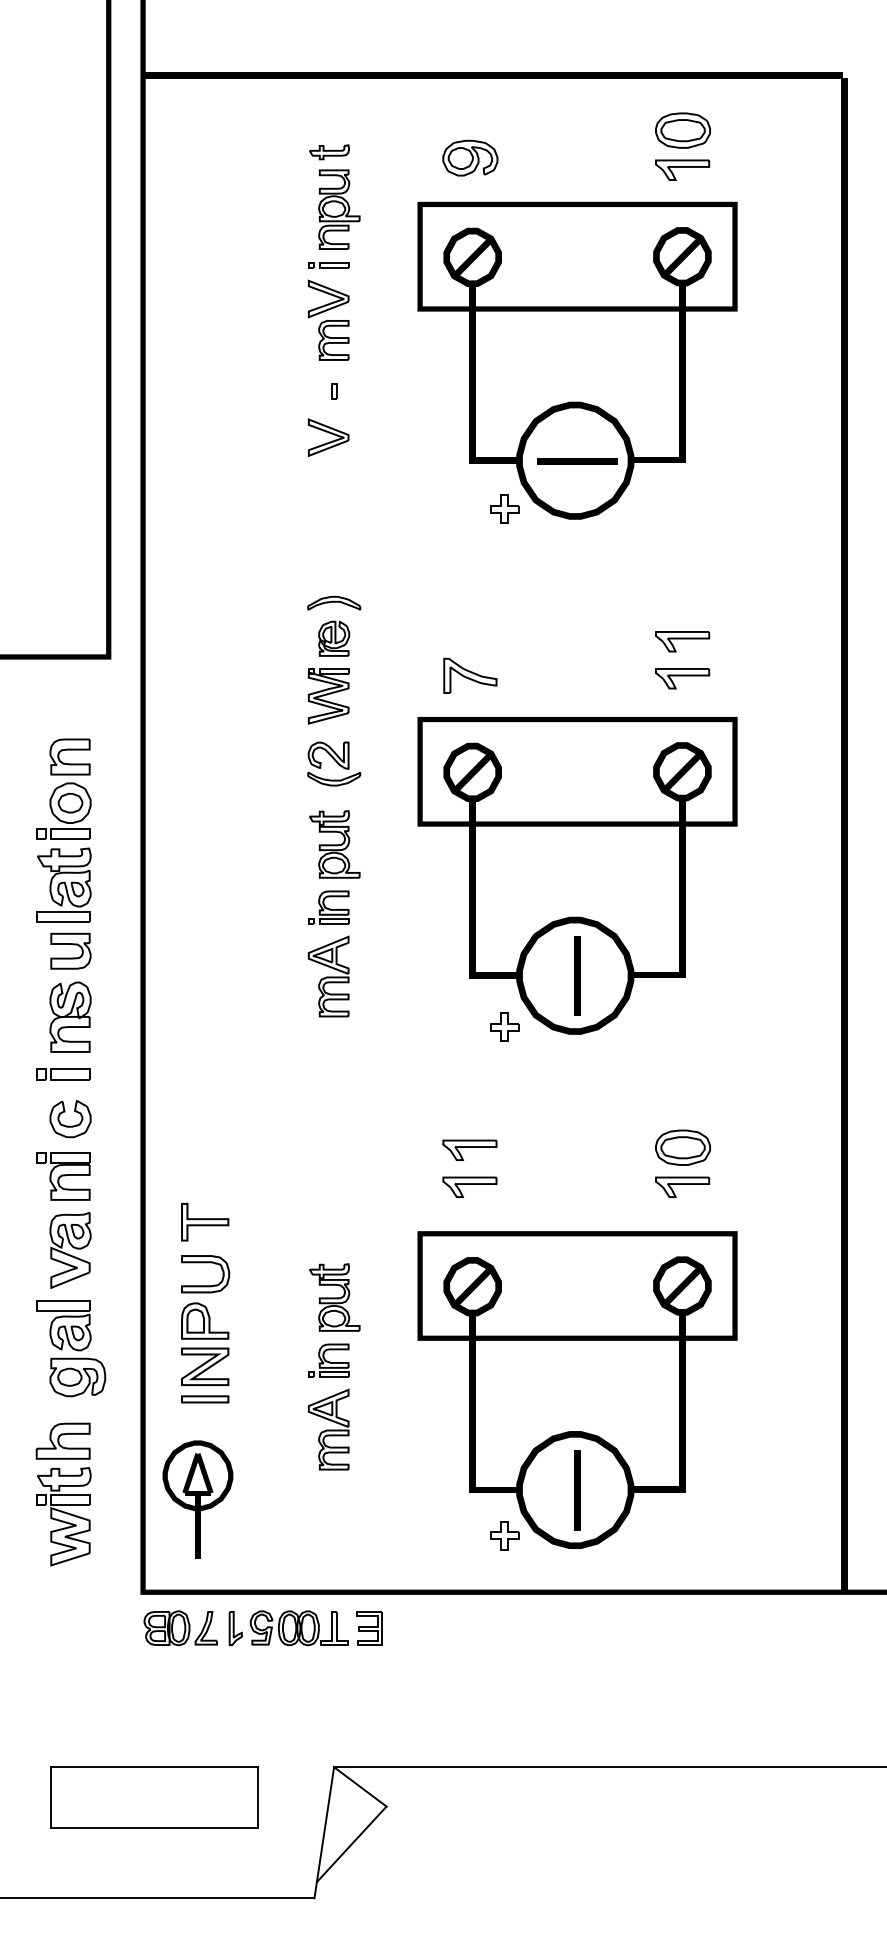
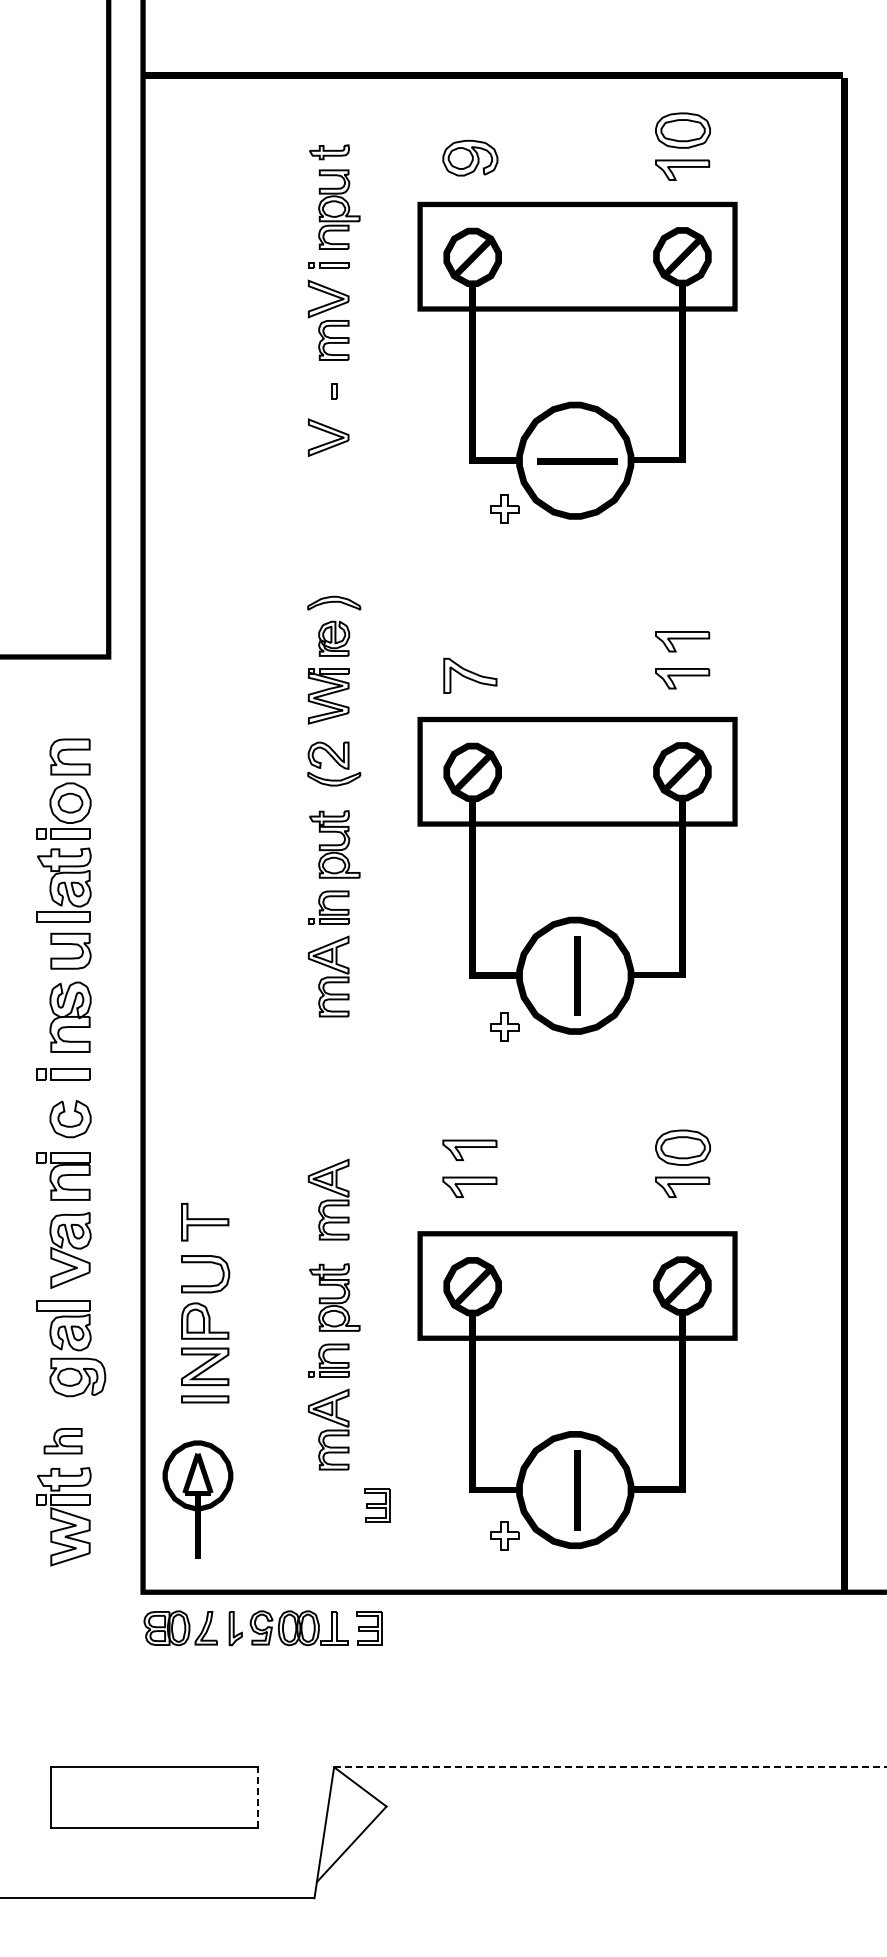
part: none -> present (328, 1199)
part size: 56x38 px -> 40x27 px (62, 1441)
part: none -> present (377, 1505)
line: solid -> dashed (610, 1767)
line: solid -> dashed (258, 1796)
